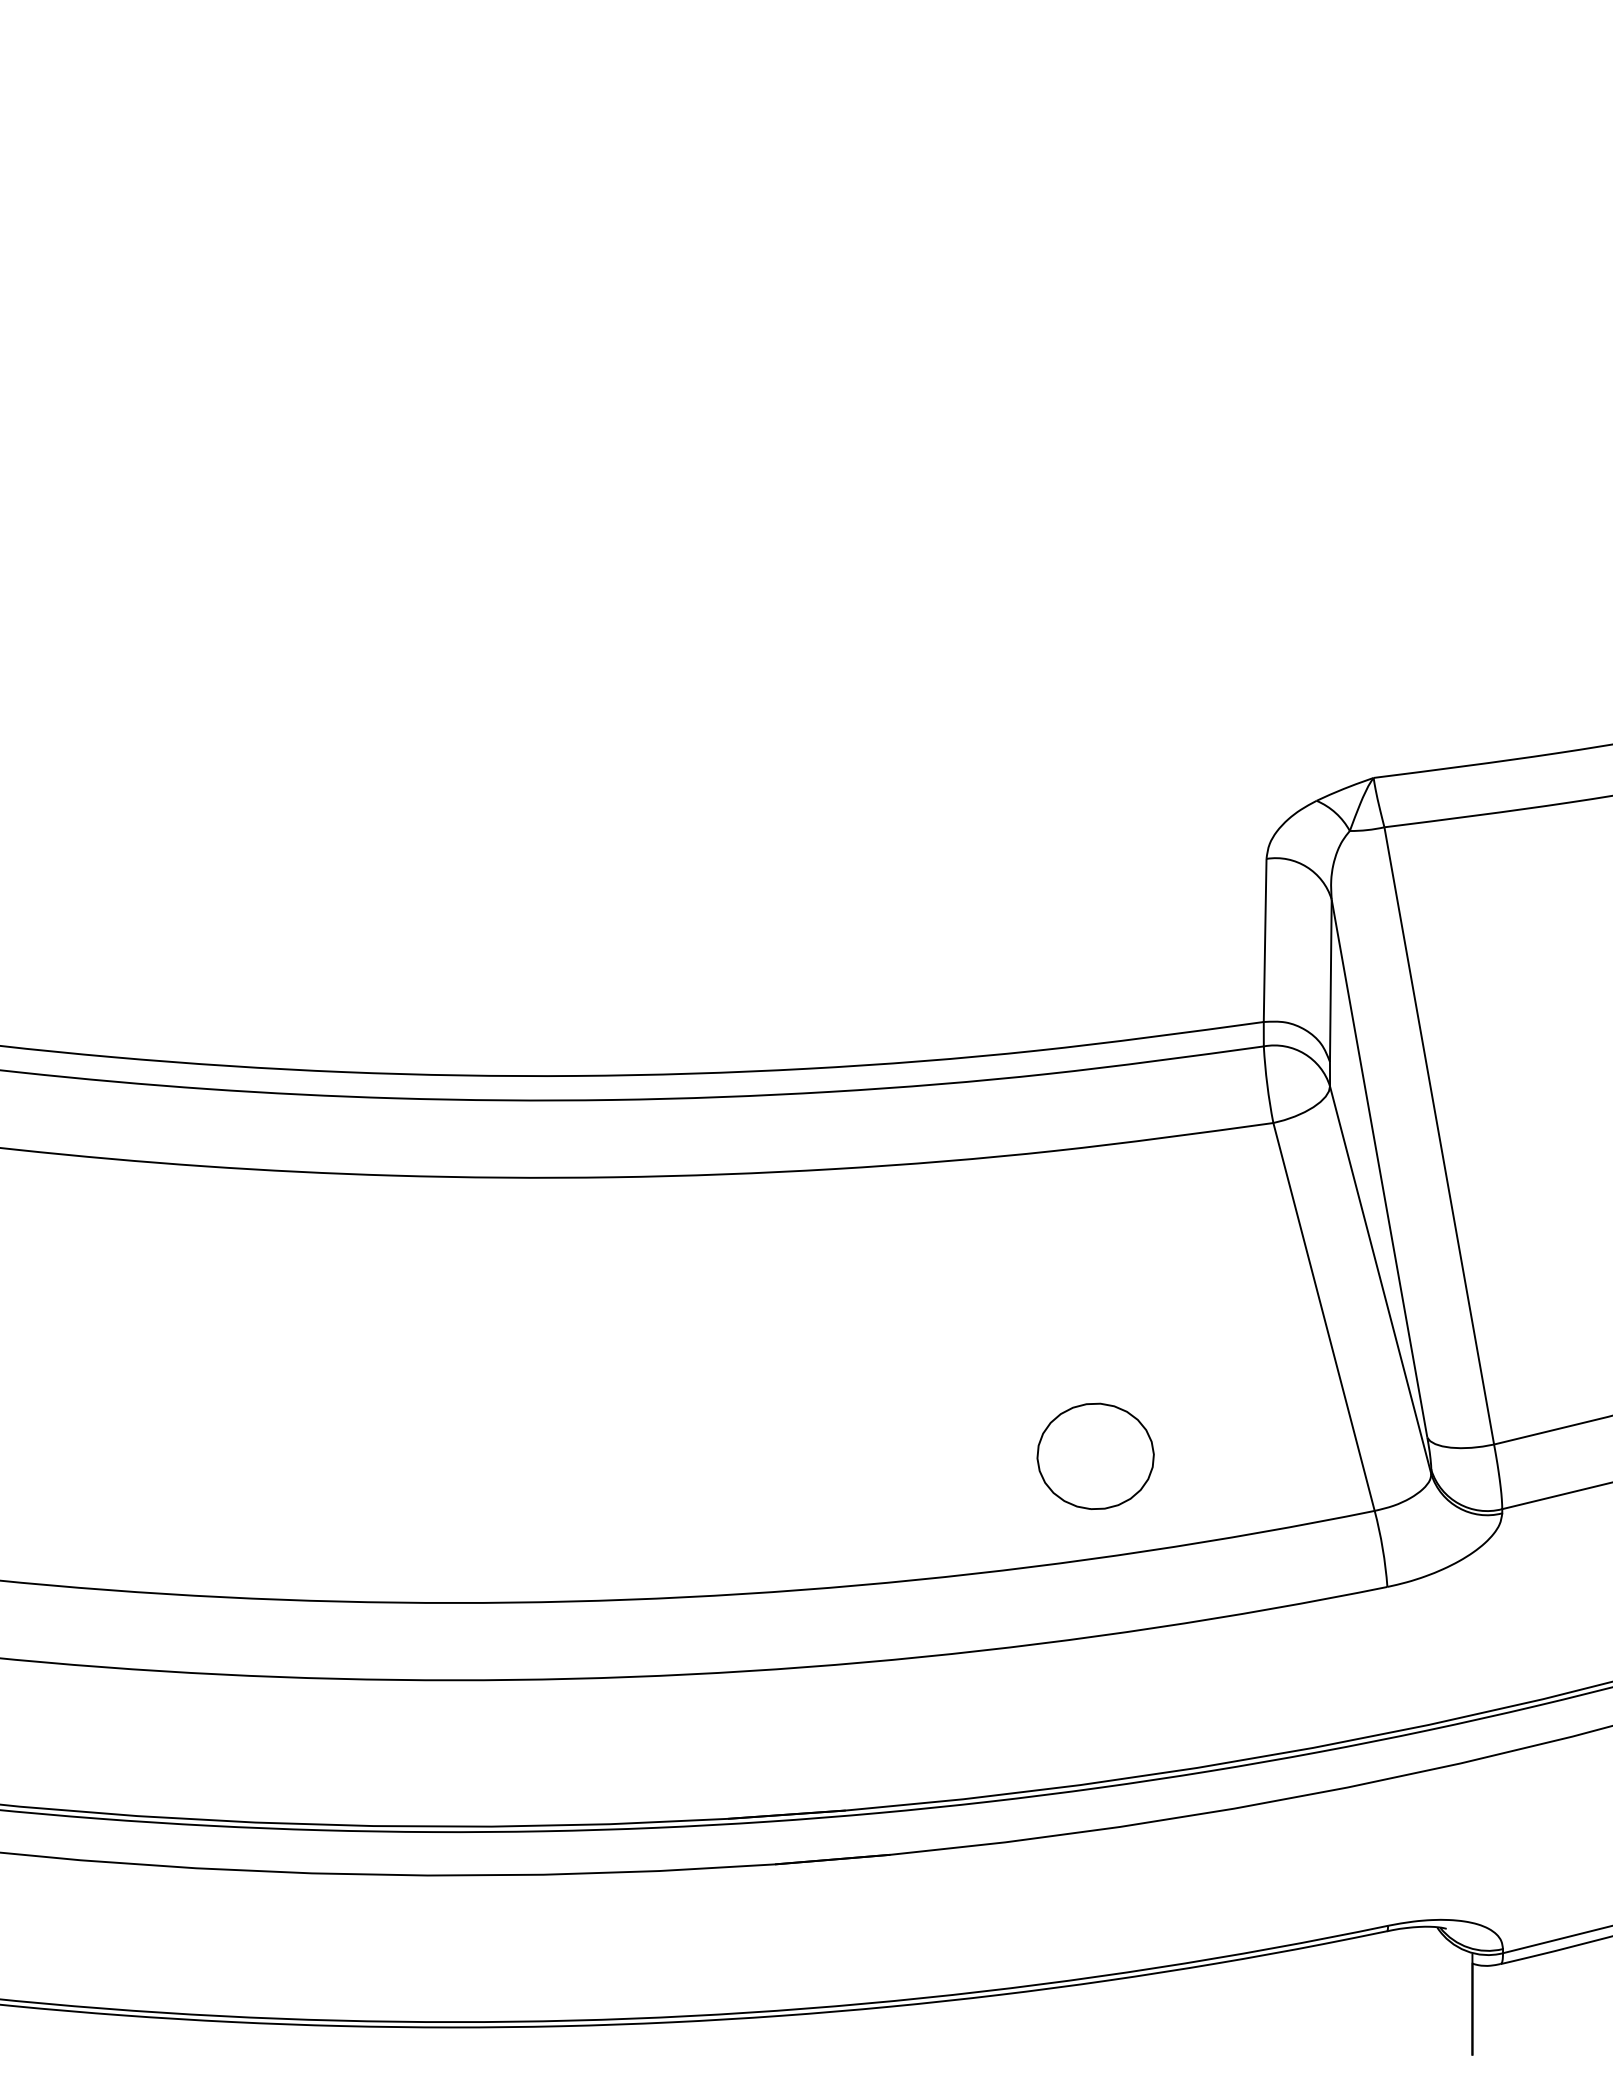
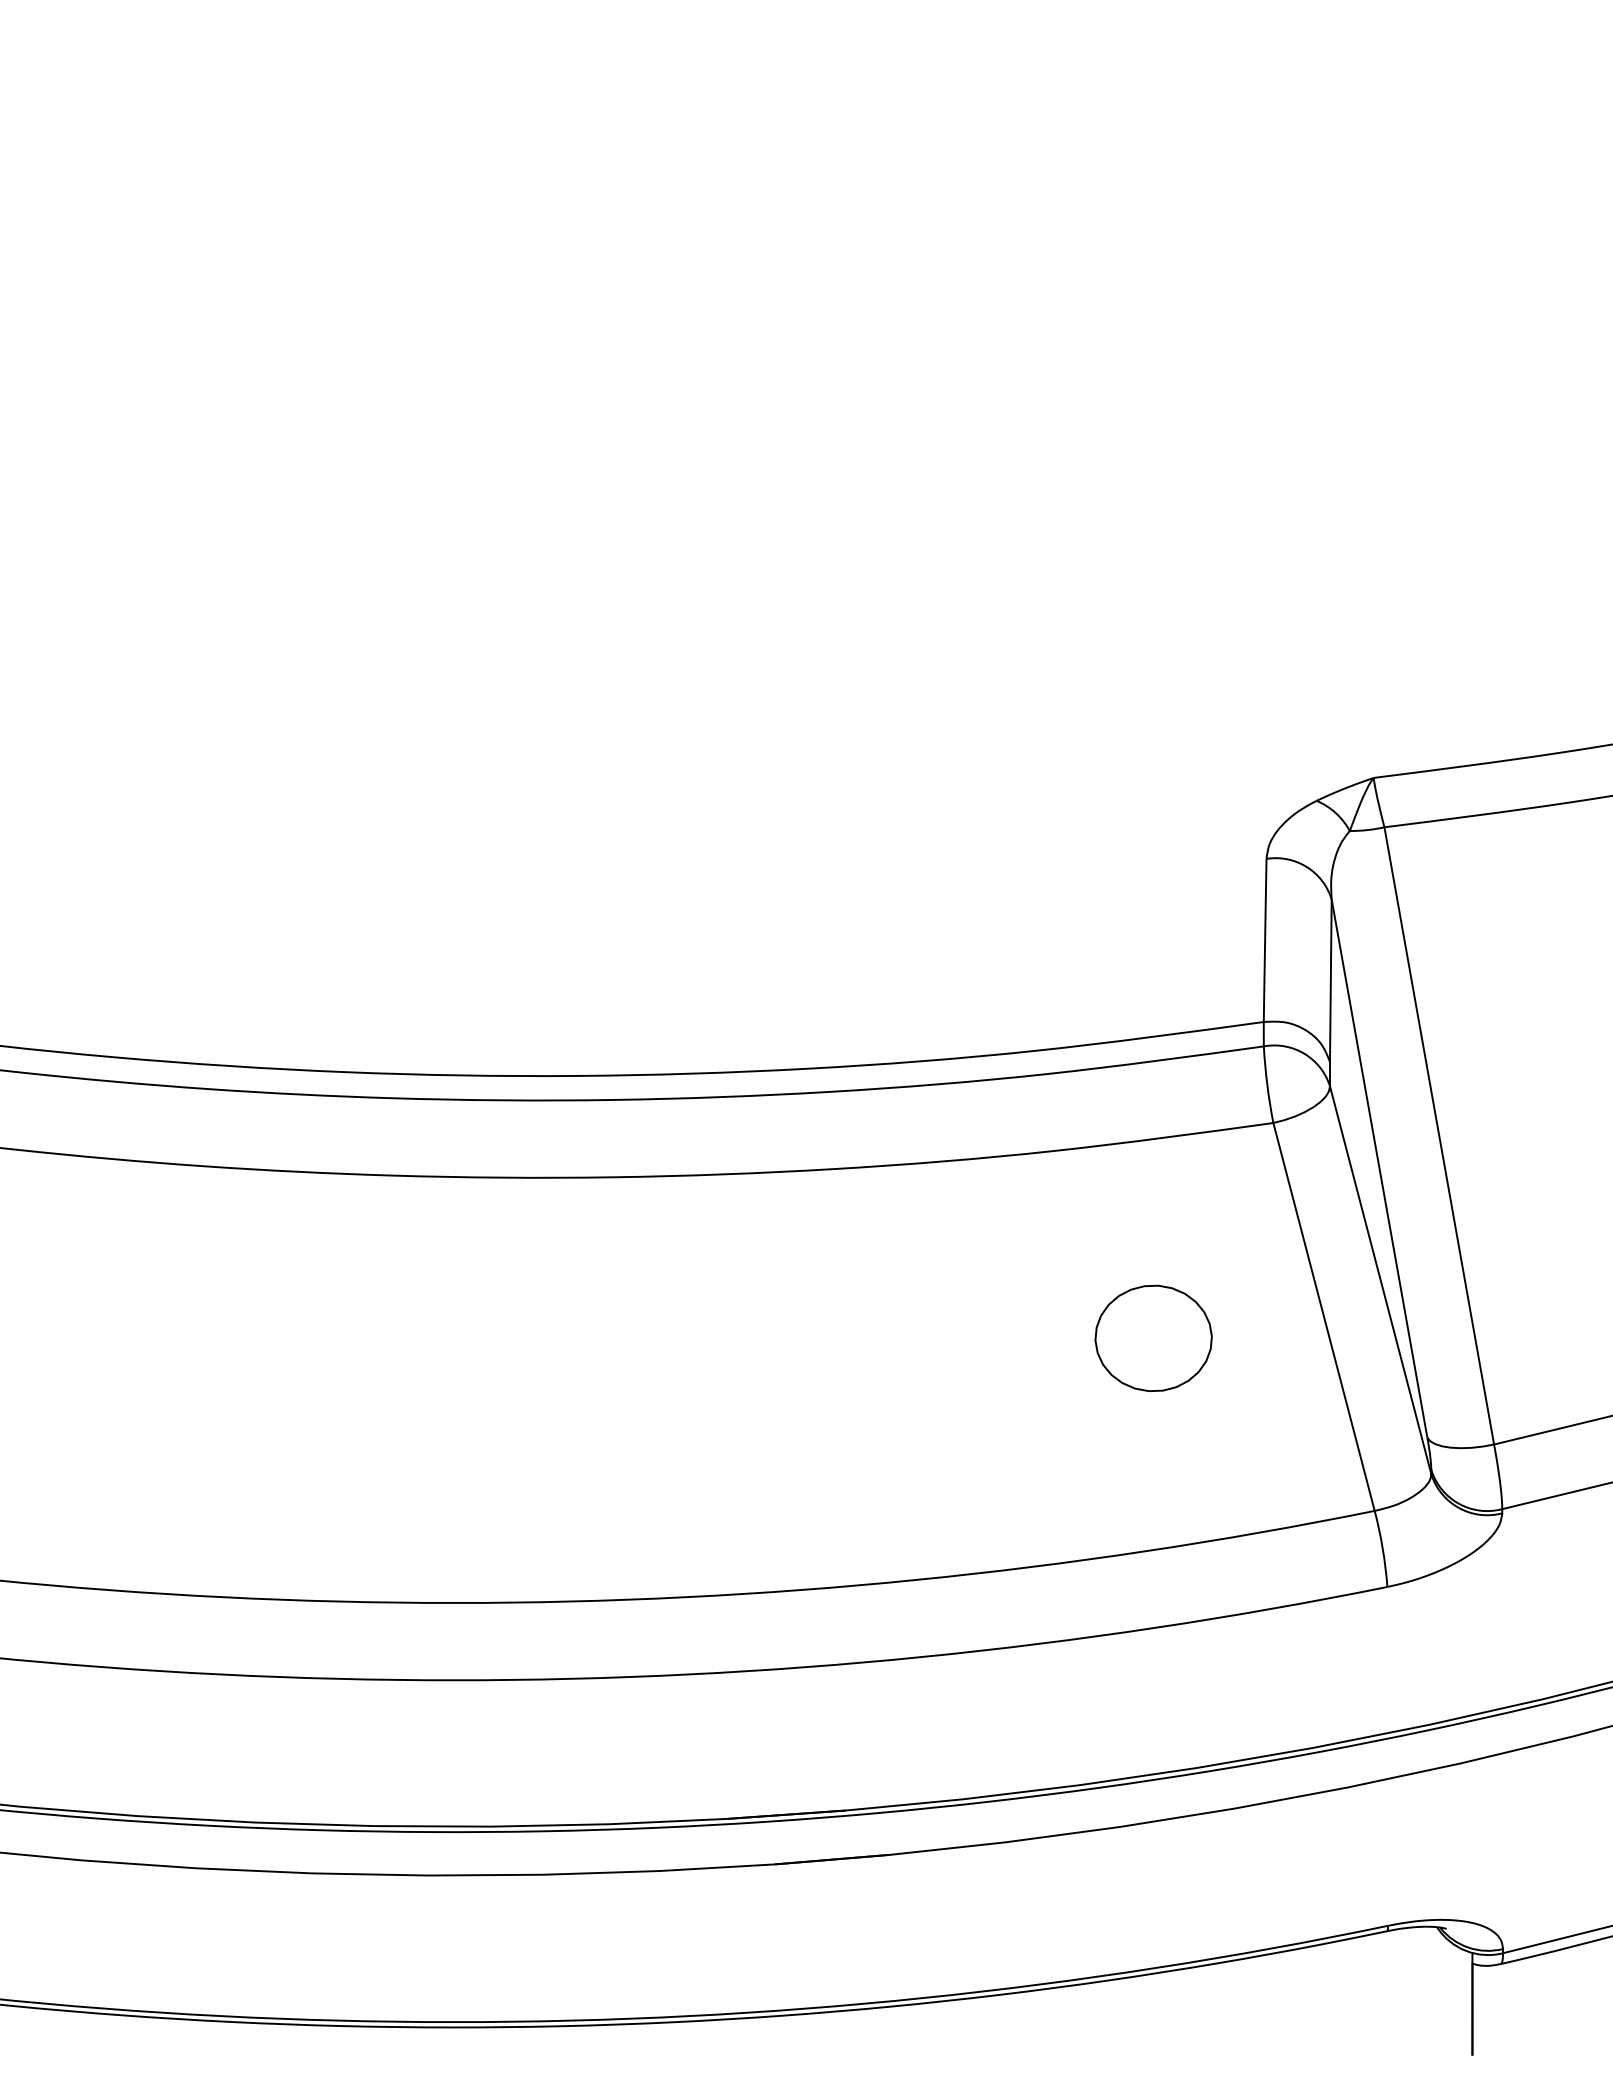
part position: (1095, 1455) -> (1153, 1337) (1153, 1337)
